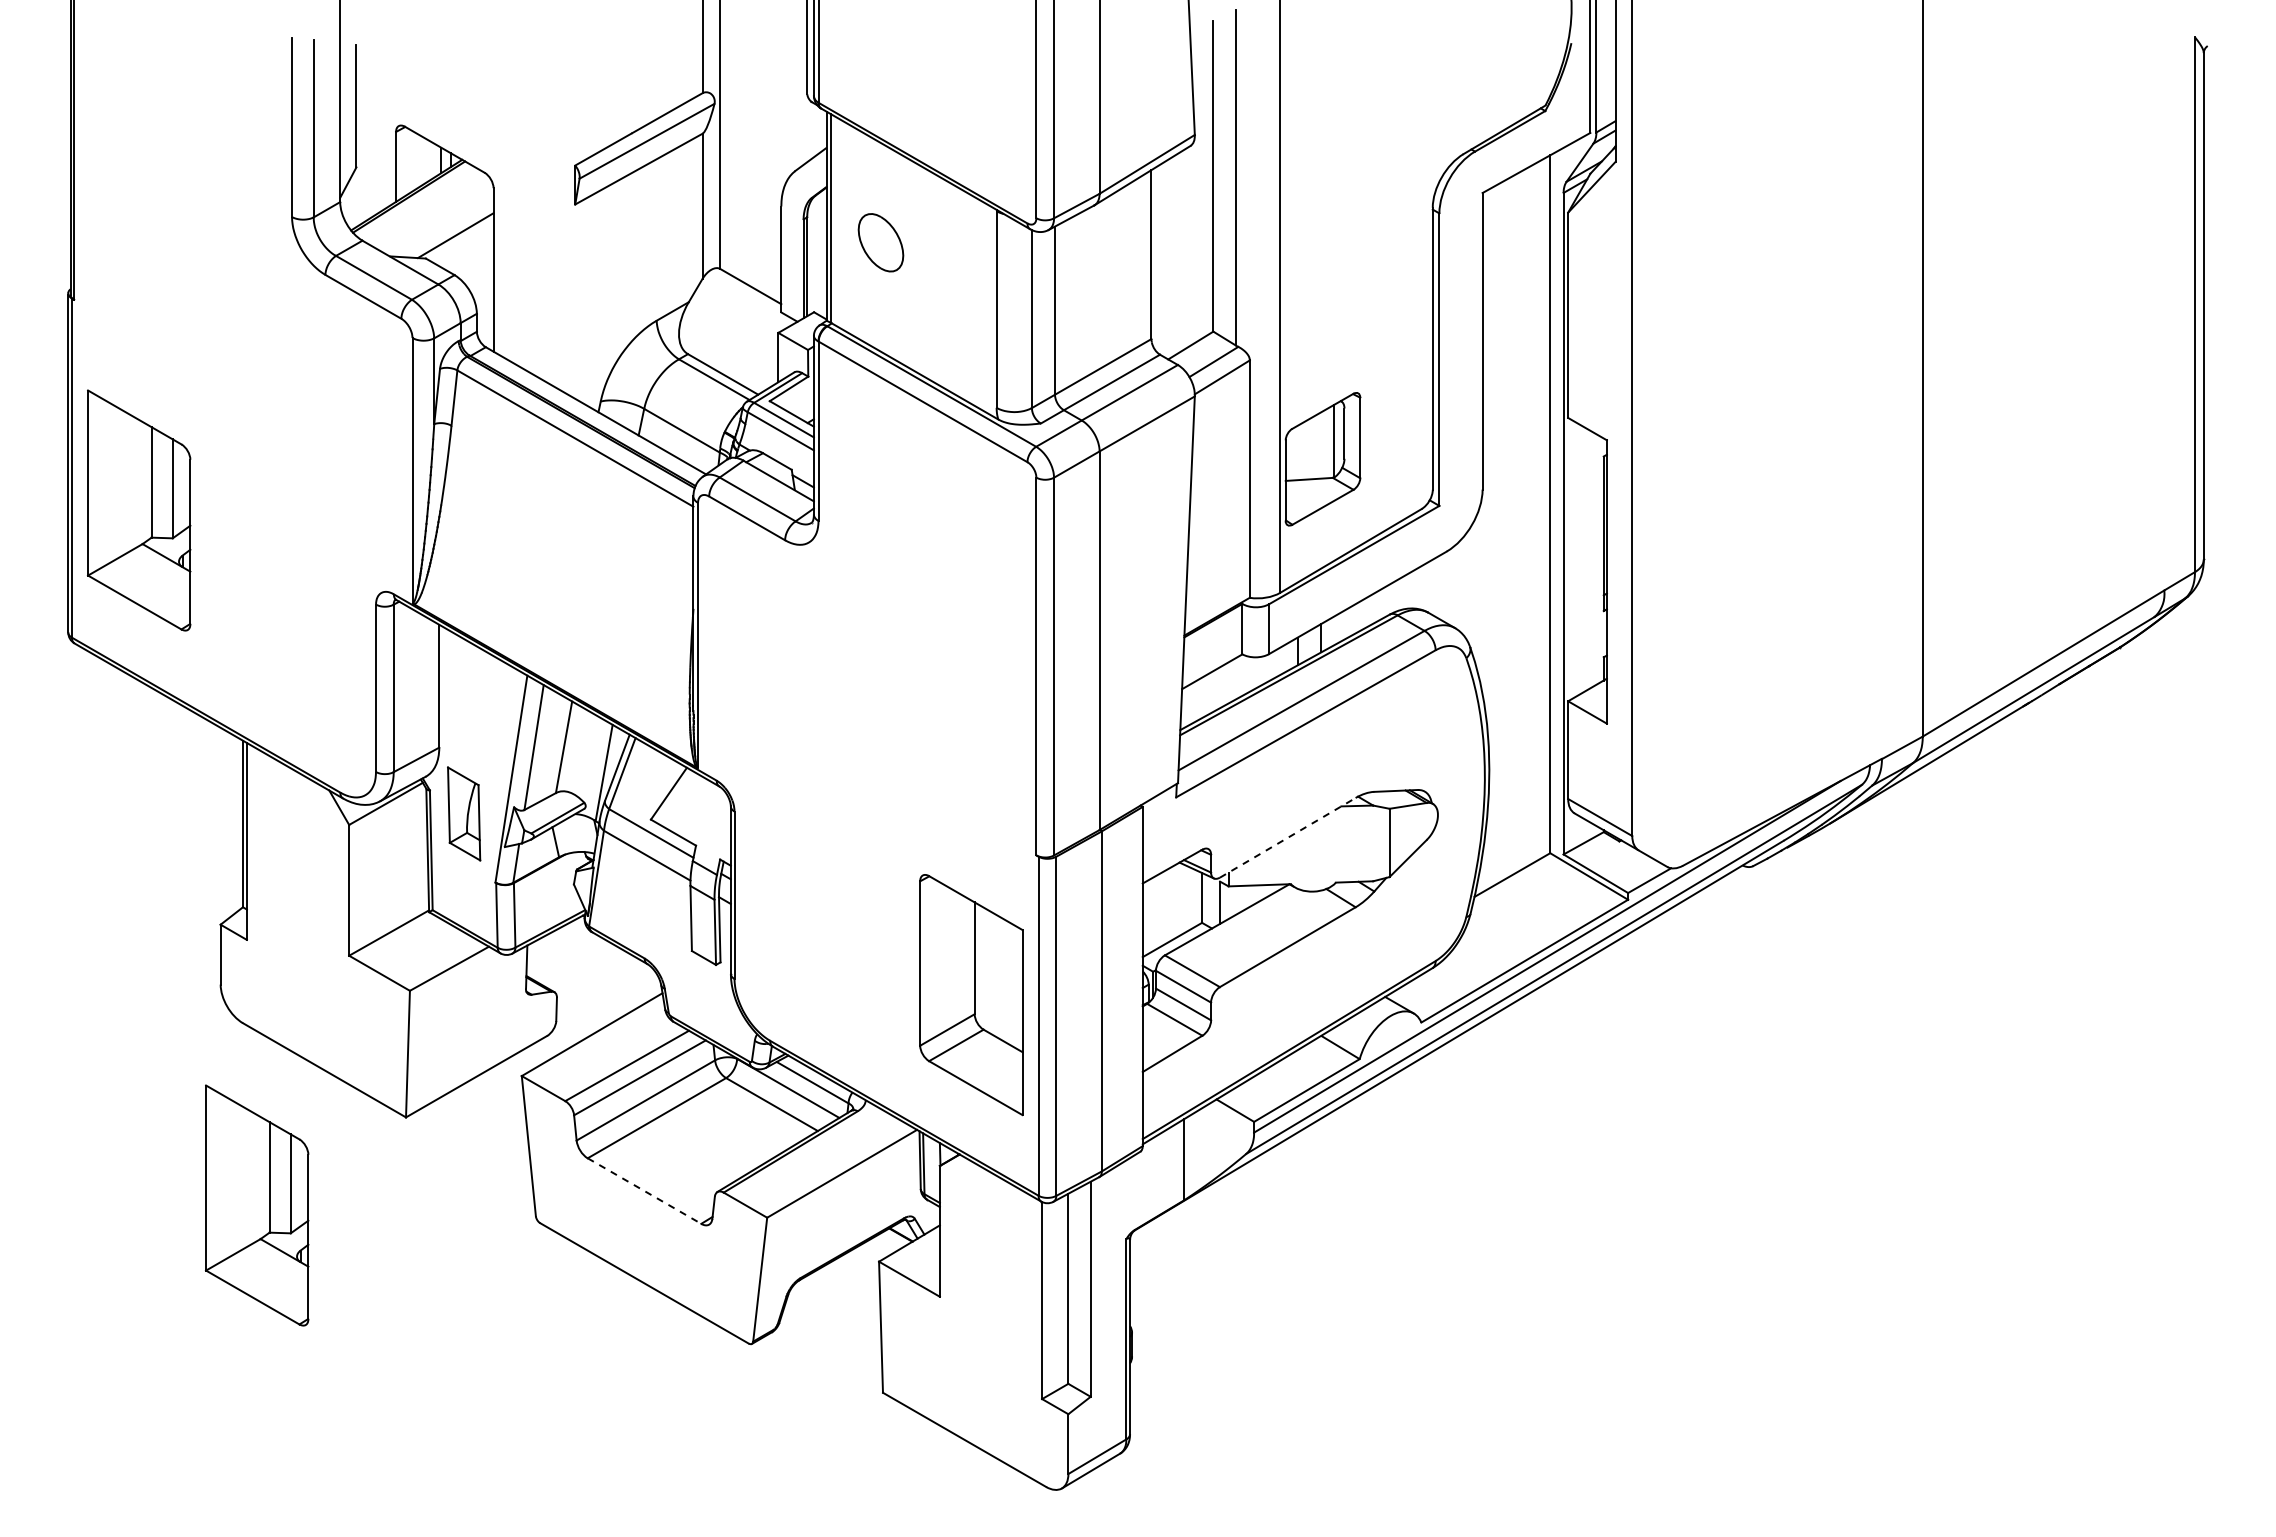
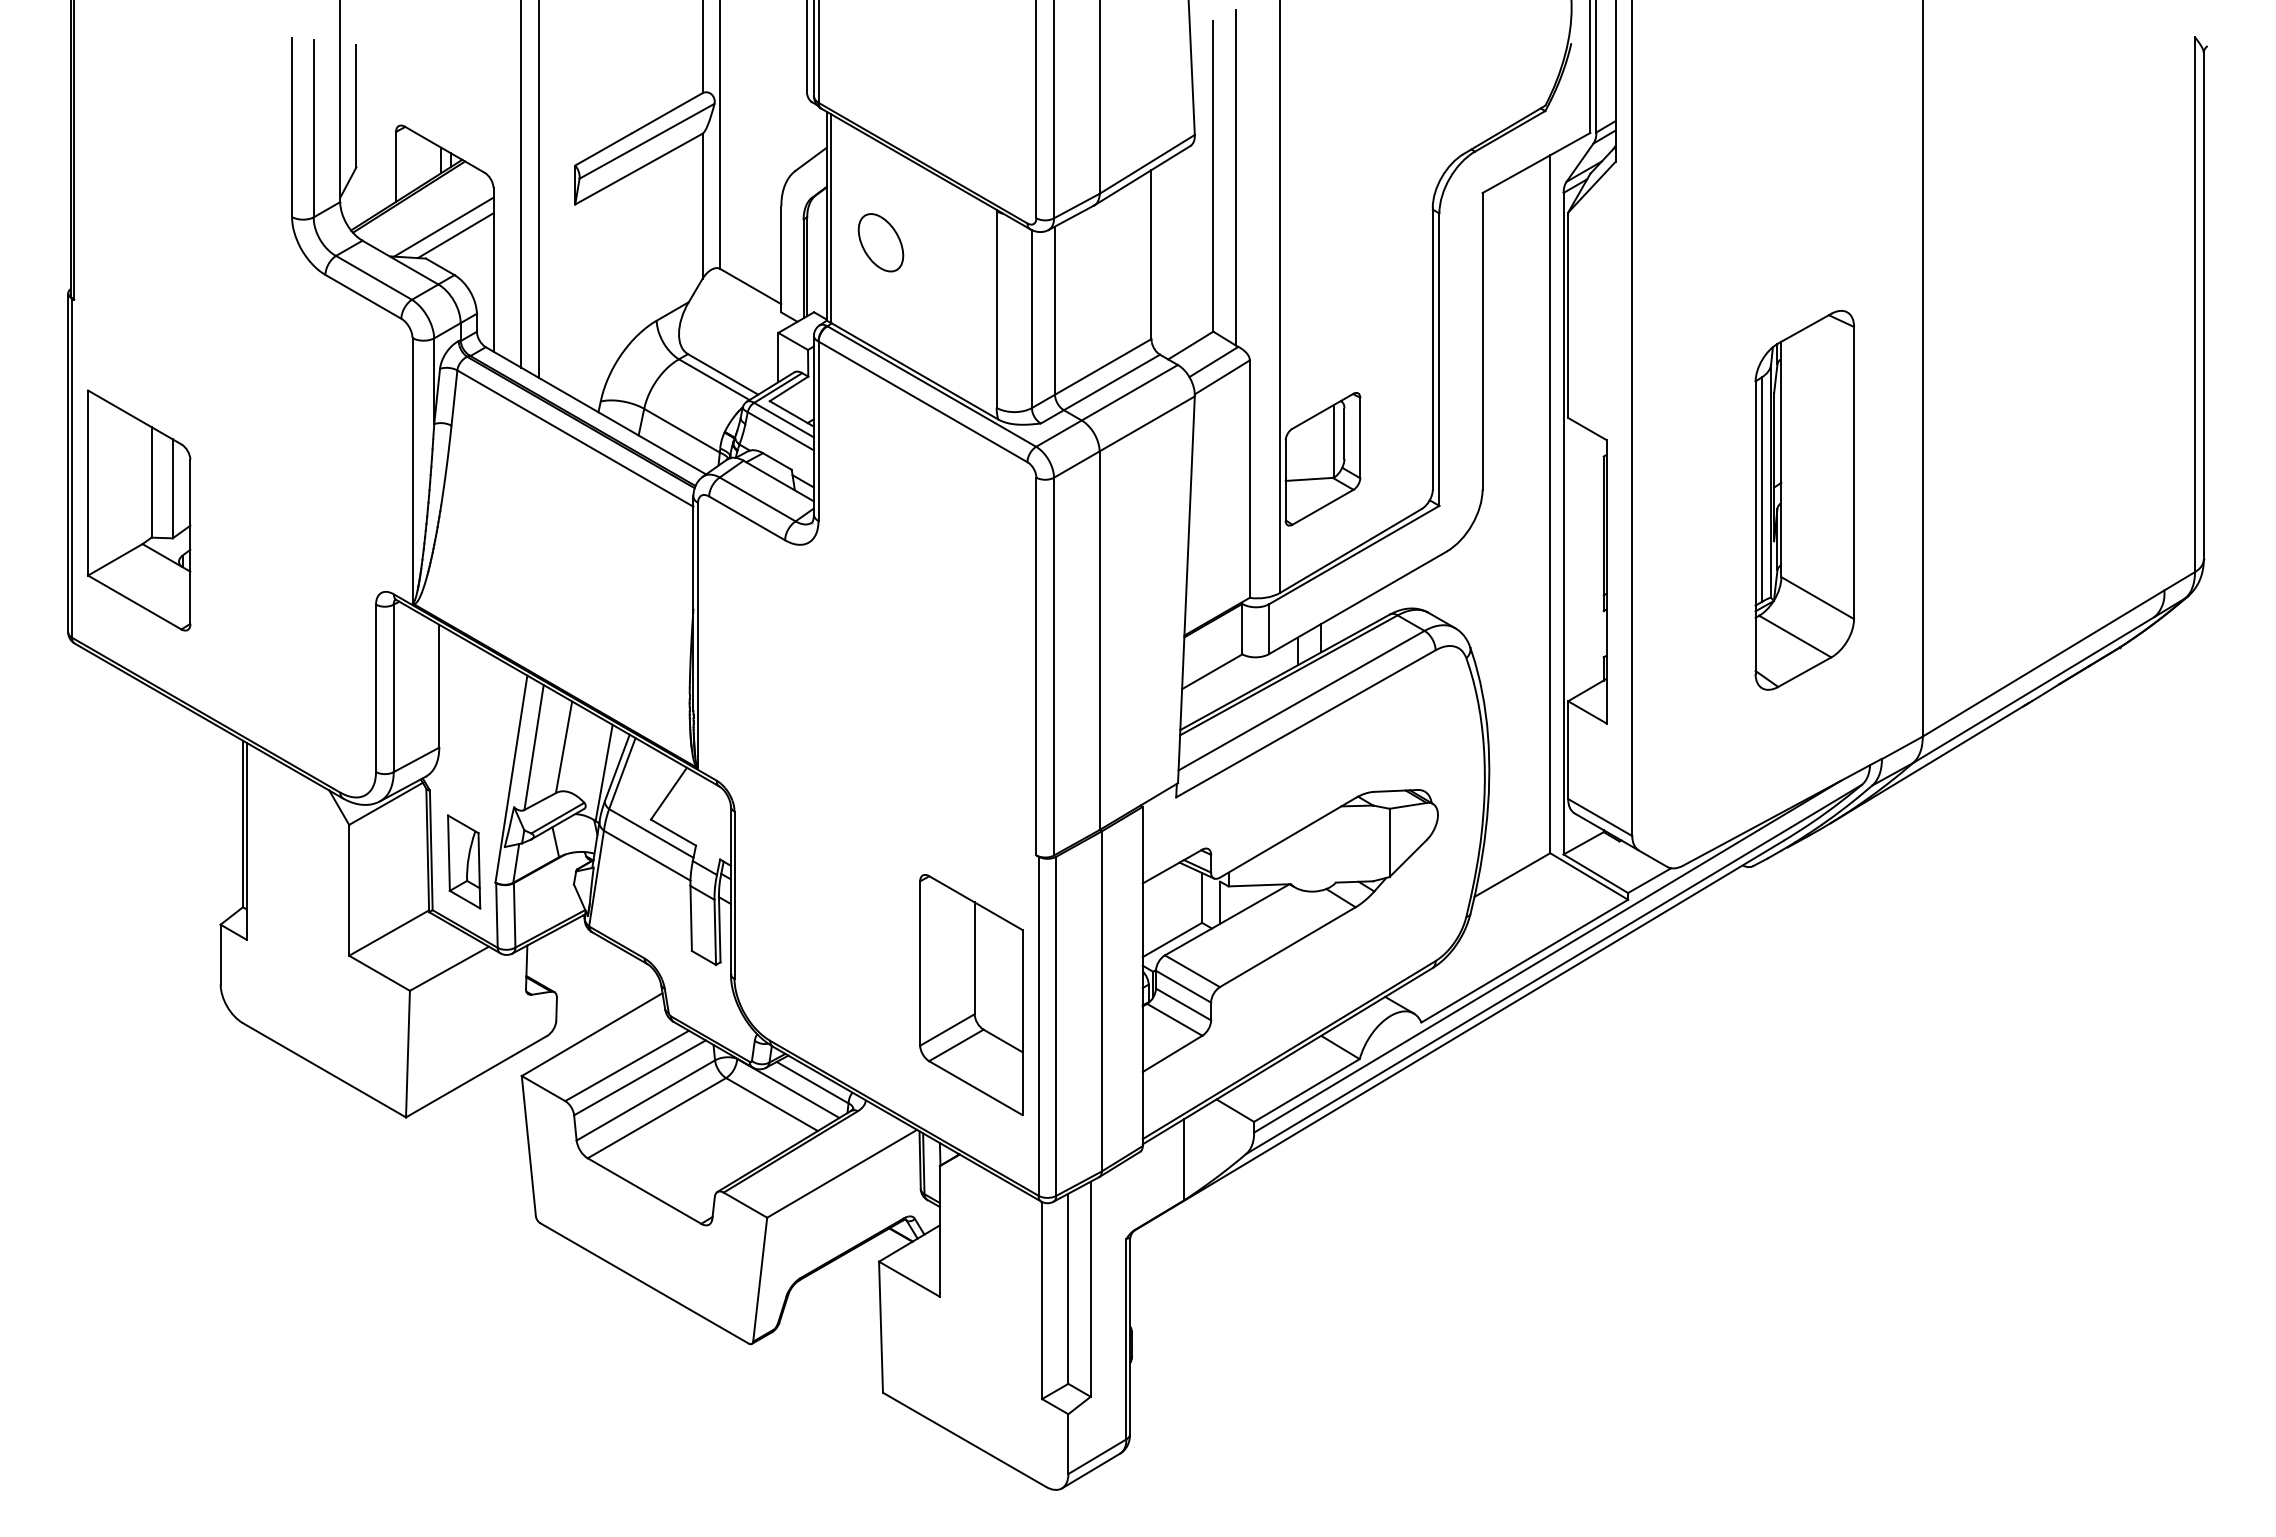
line: none -> present (521, 184)
line: none -> present (538, 189)
line: none -> present (443, 226)
part: none -> present (1804, 500)
part position: (464, 813) -> (464, 861) (464, 861)
line: dashed -> solid (1287, 837)
line: dashed -> solid (644, 1191)
part: present -> none (256, 1205)
